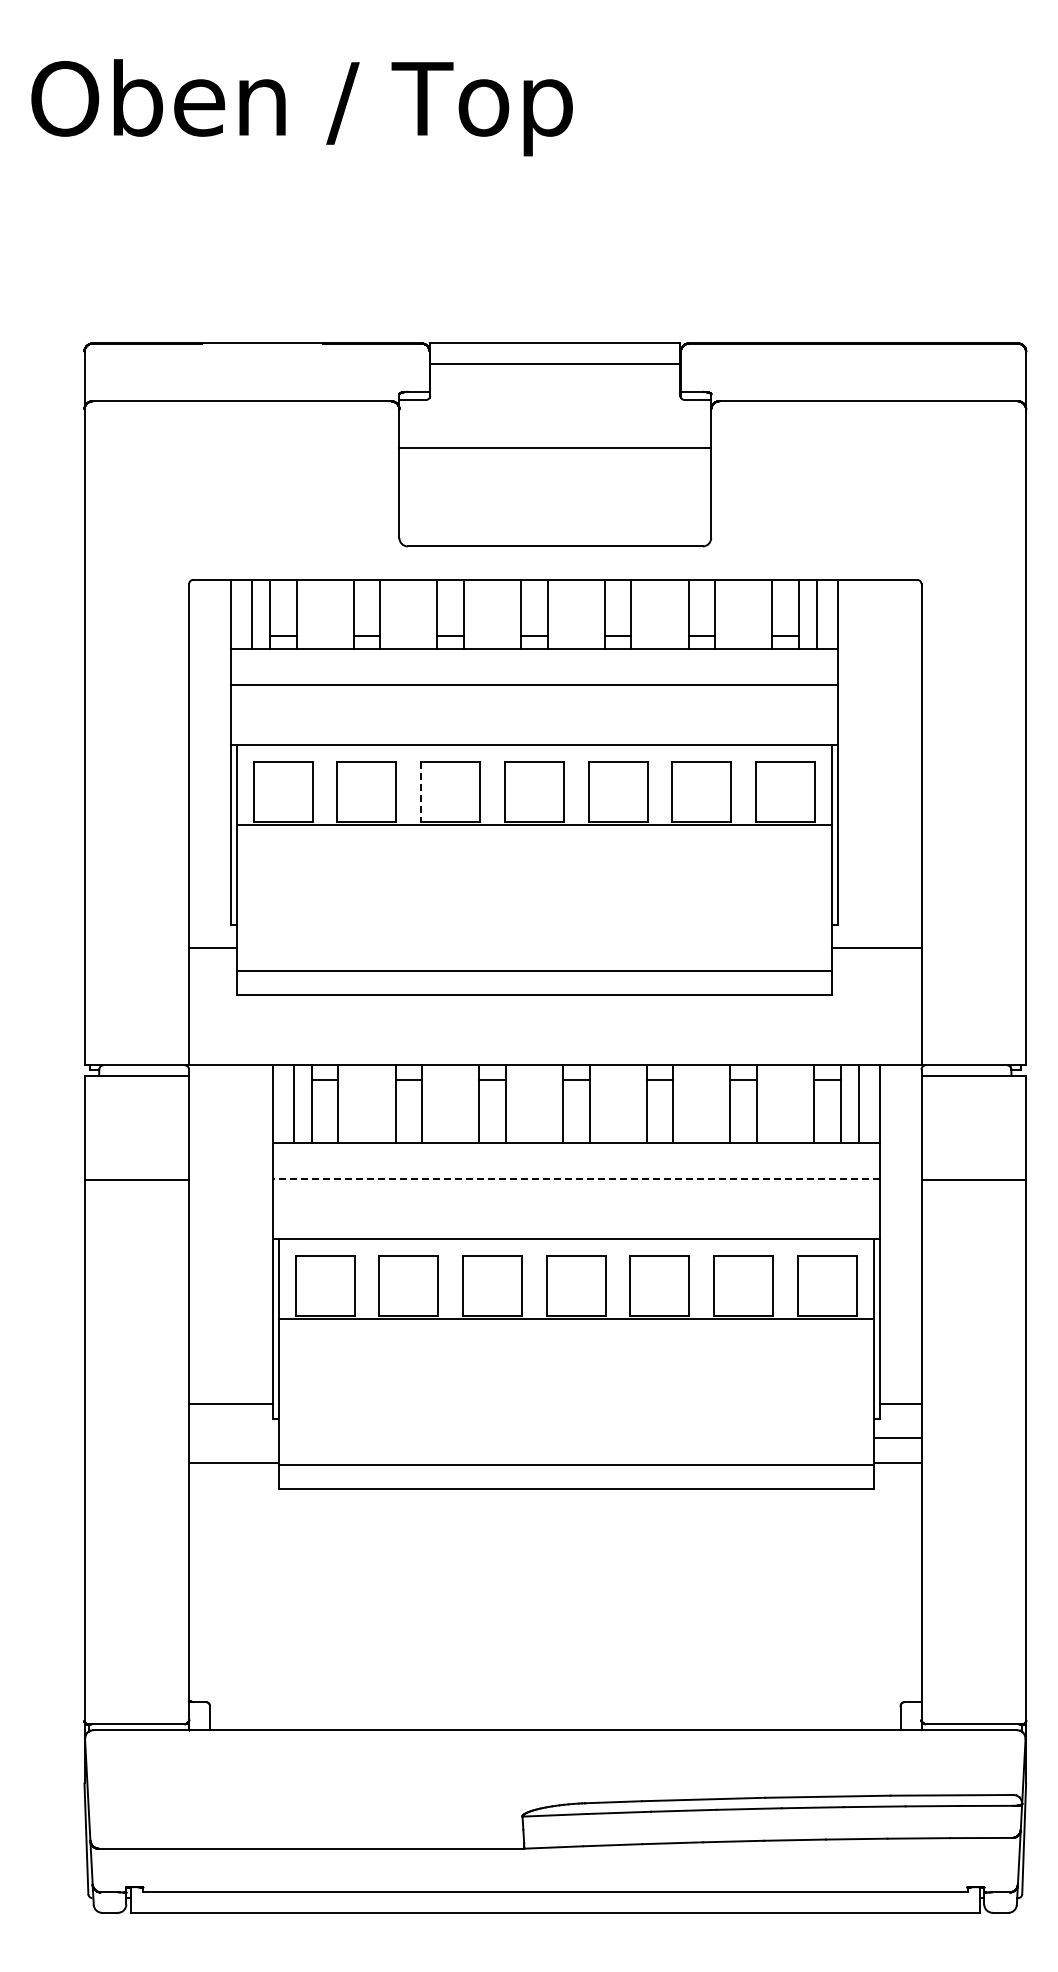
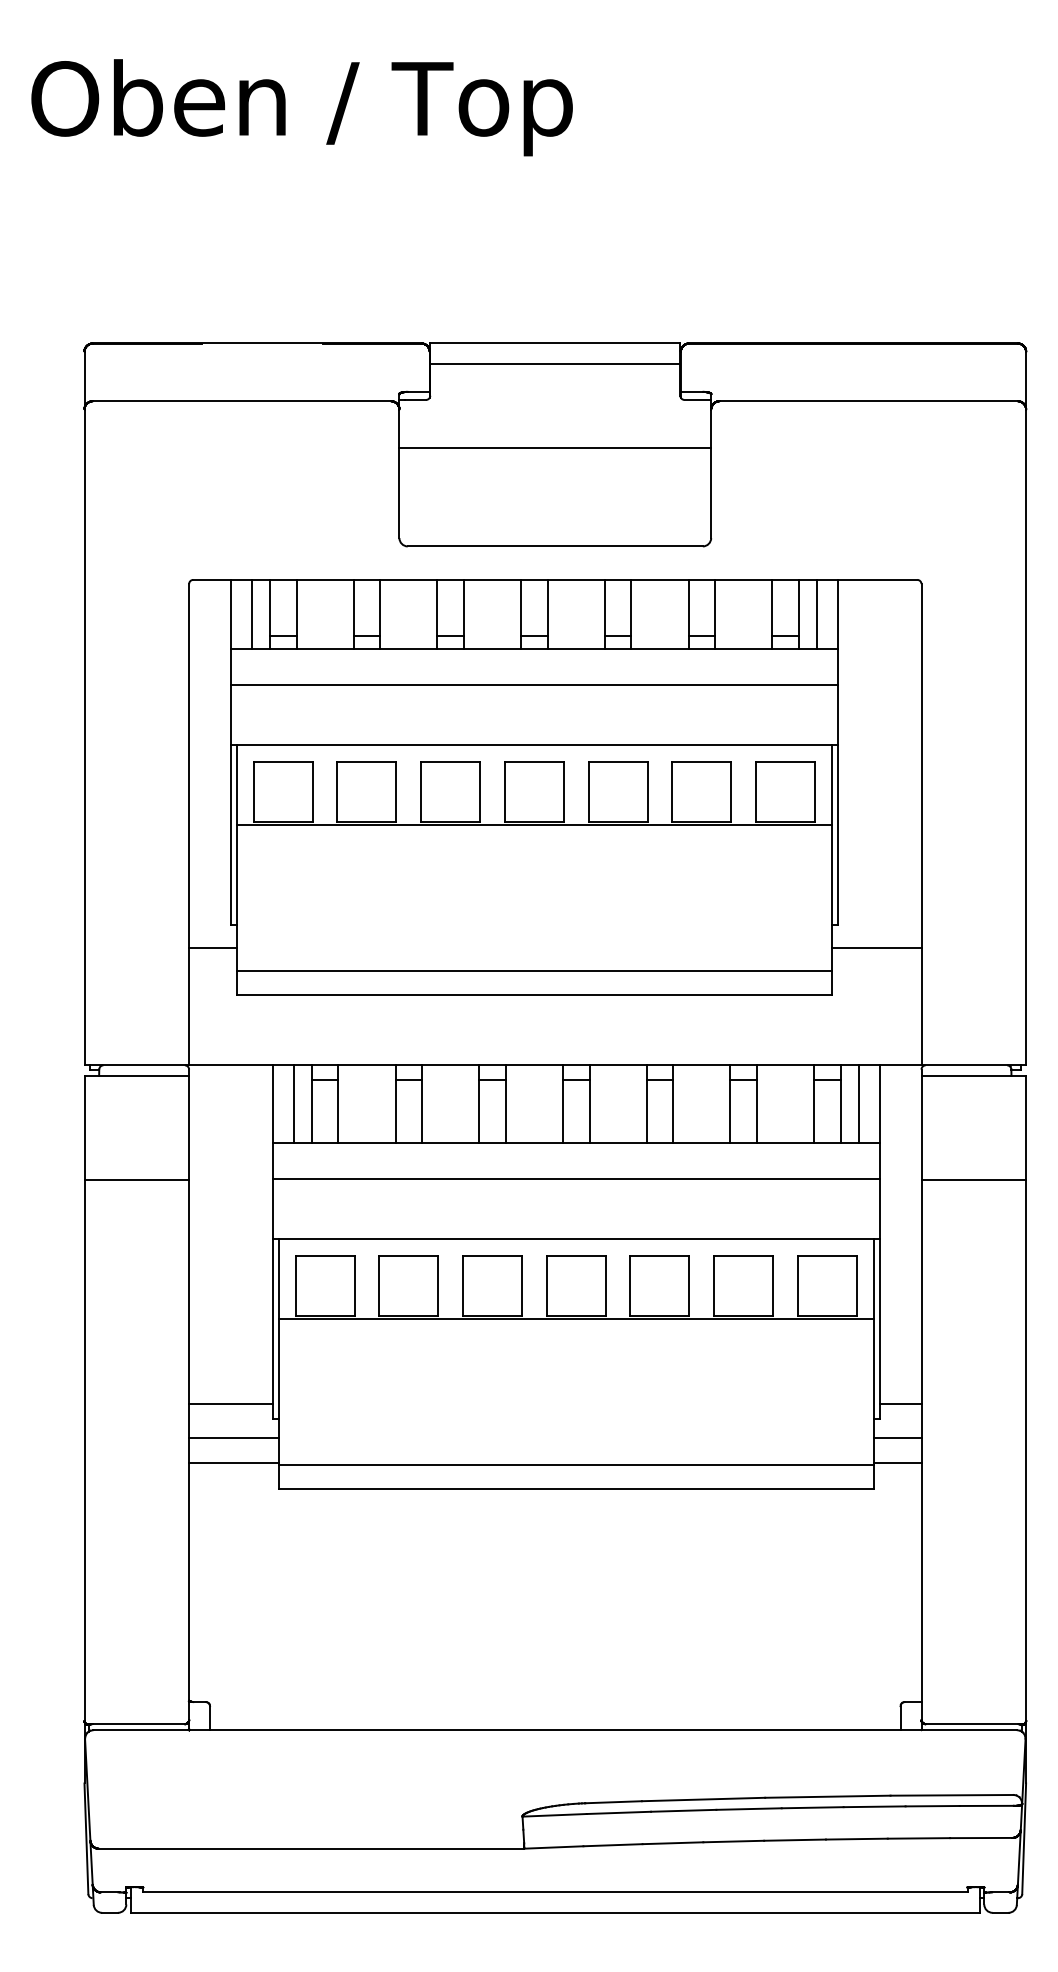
line: dashed -> solid (421, 792)
line: dashed -> solid (575, 1178)
line: none -> present (233, 1437)
